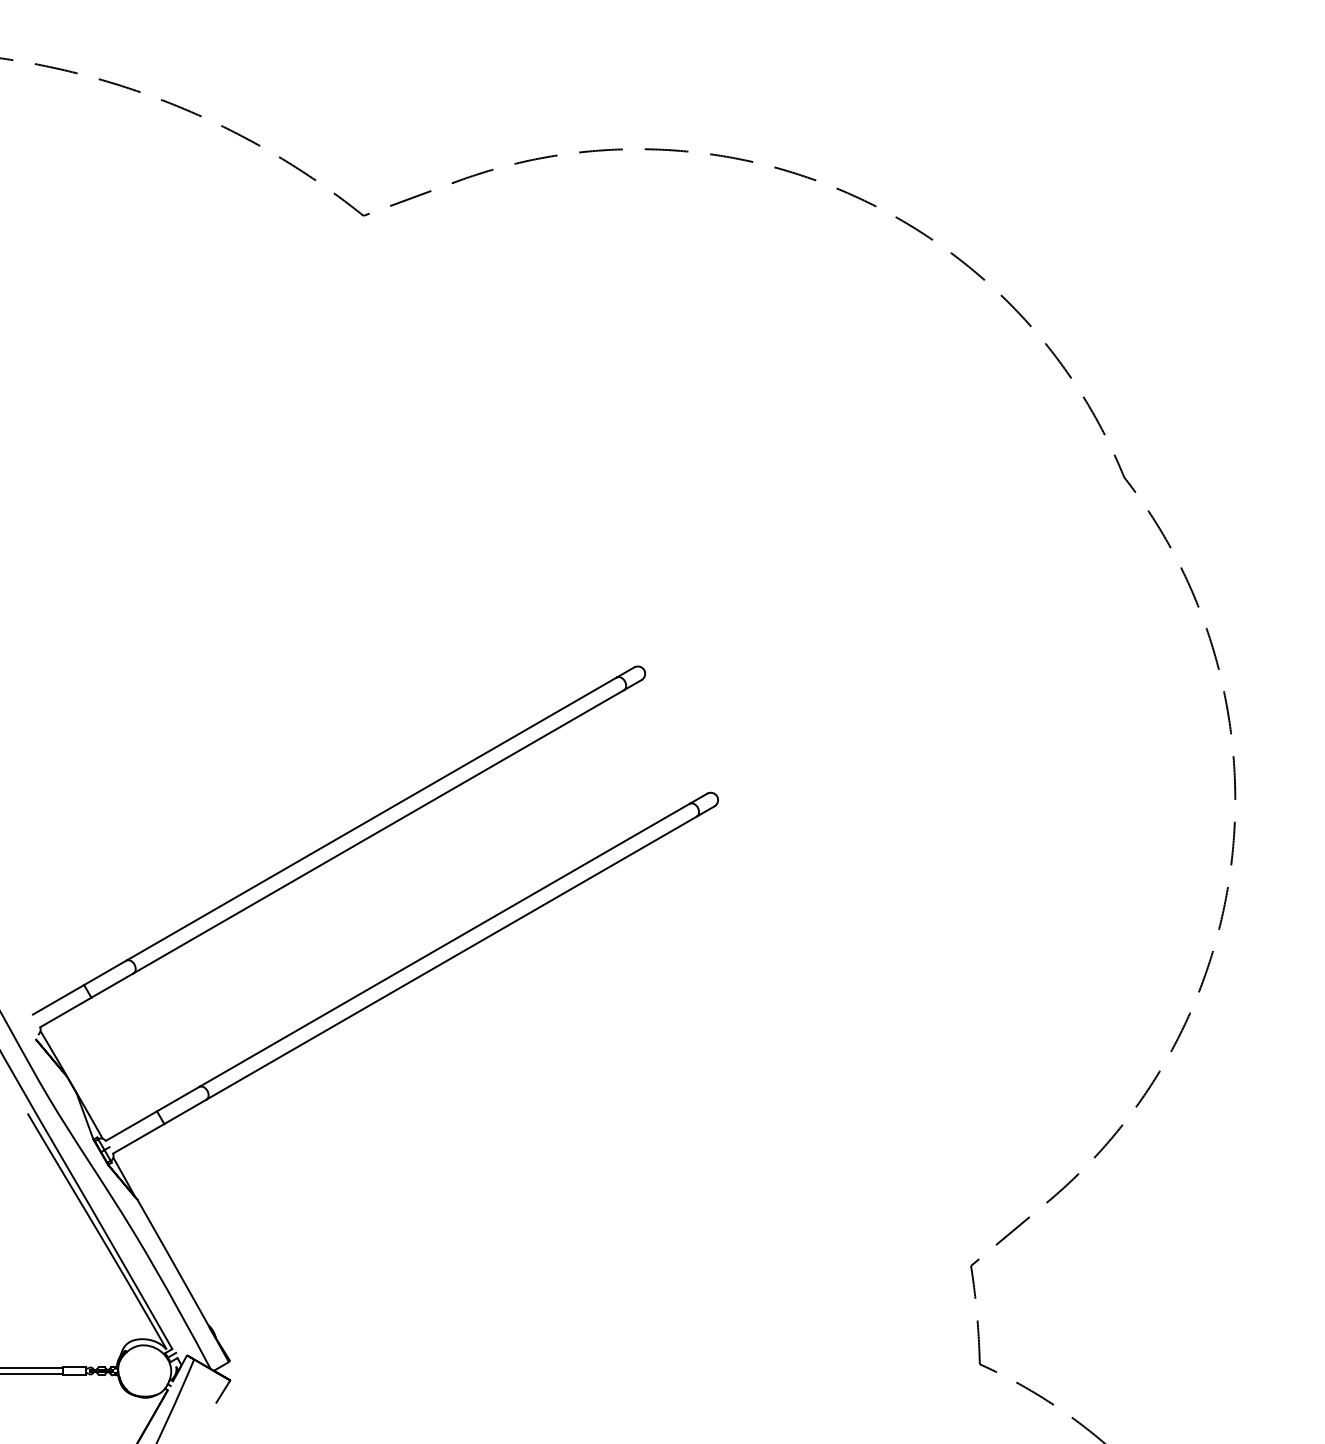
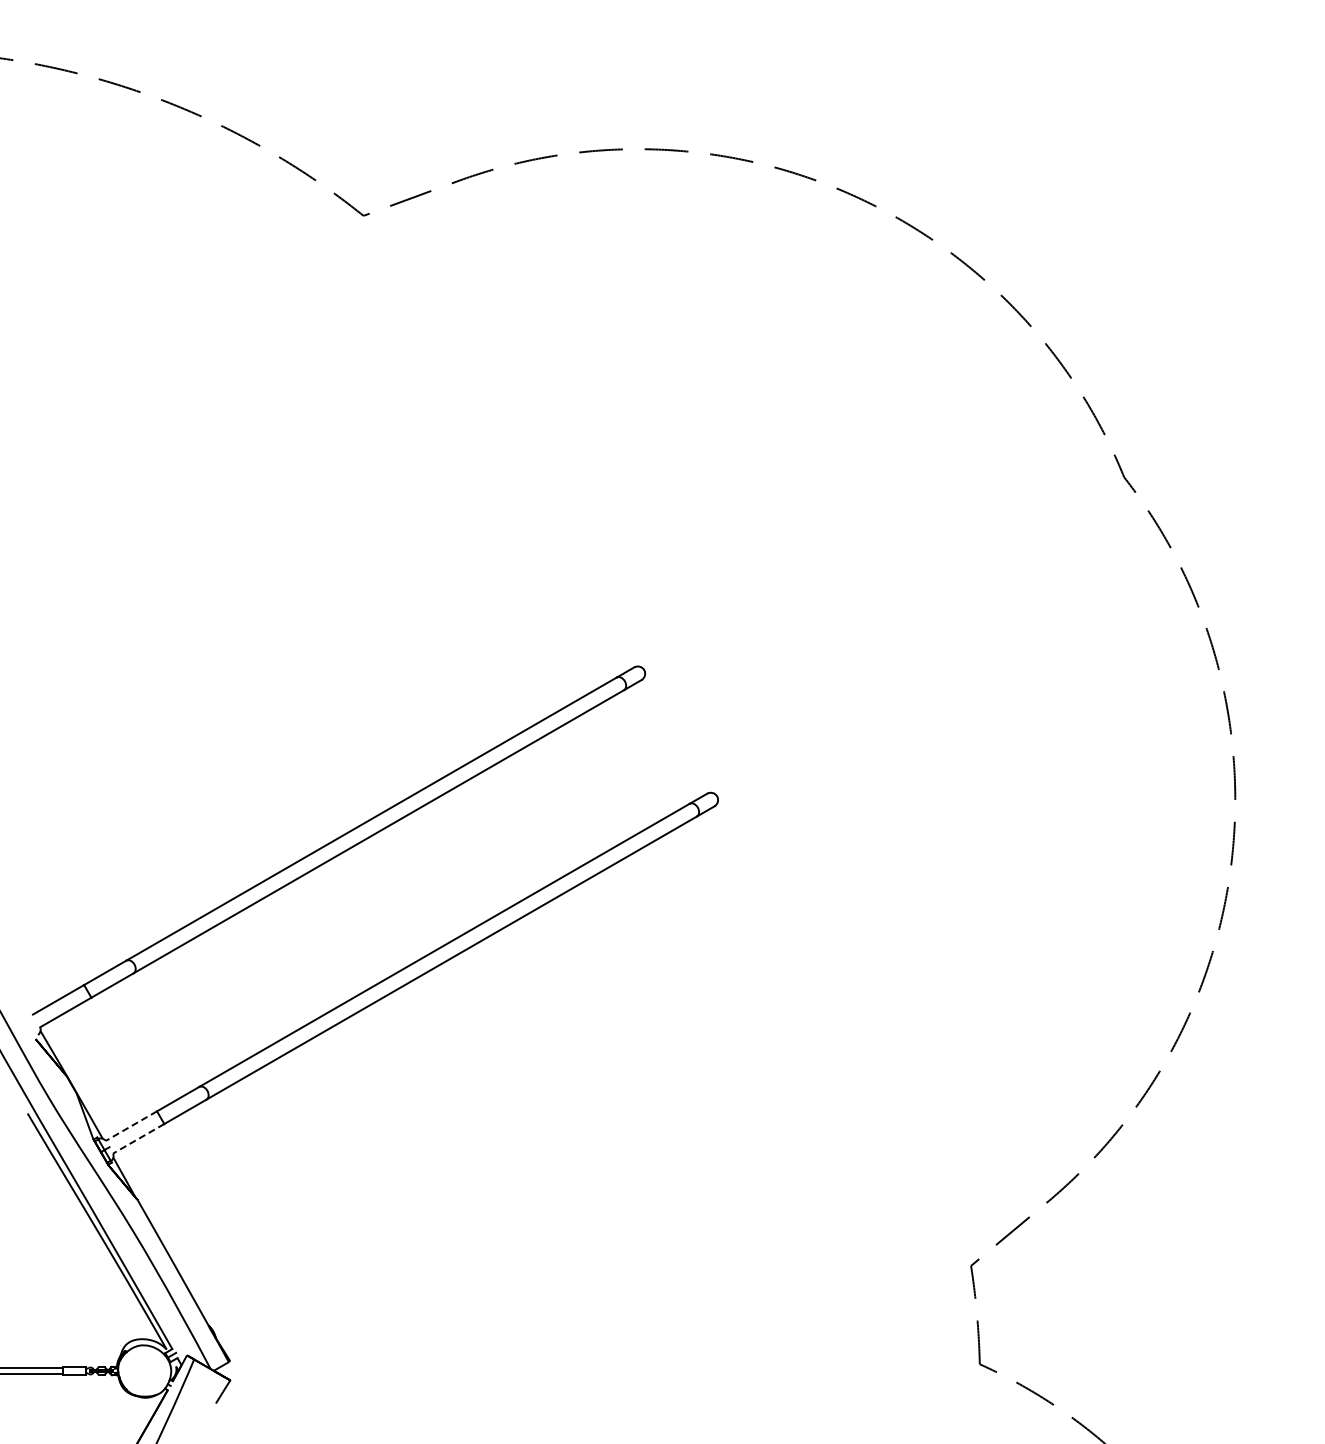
line: solid -> dashed (131, 1126)
line: solid -> dashed (138, 1138)
